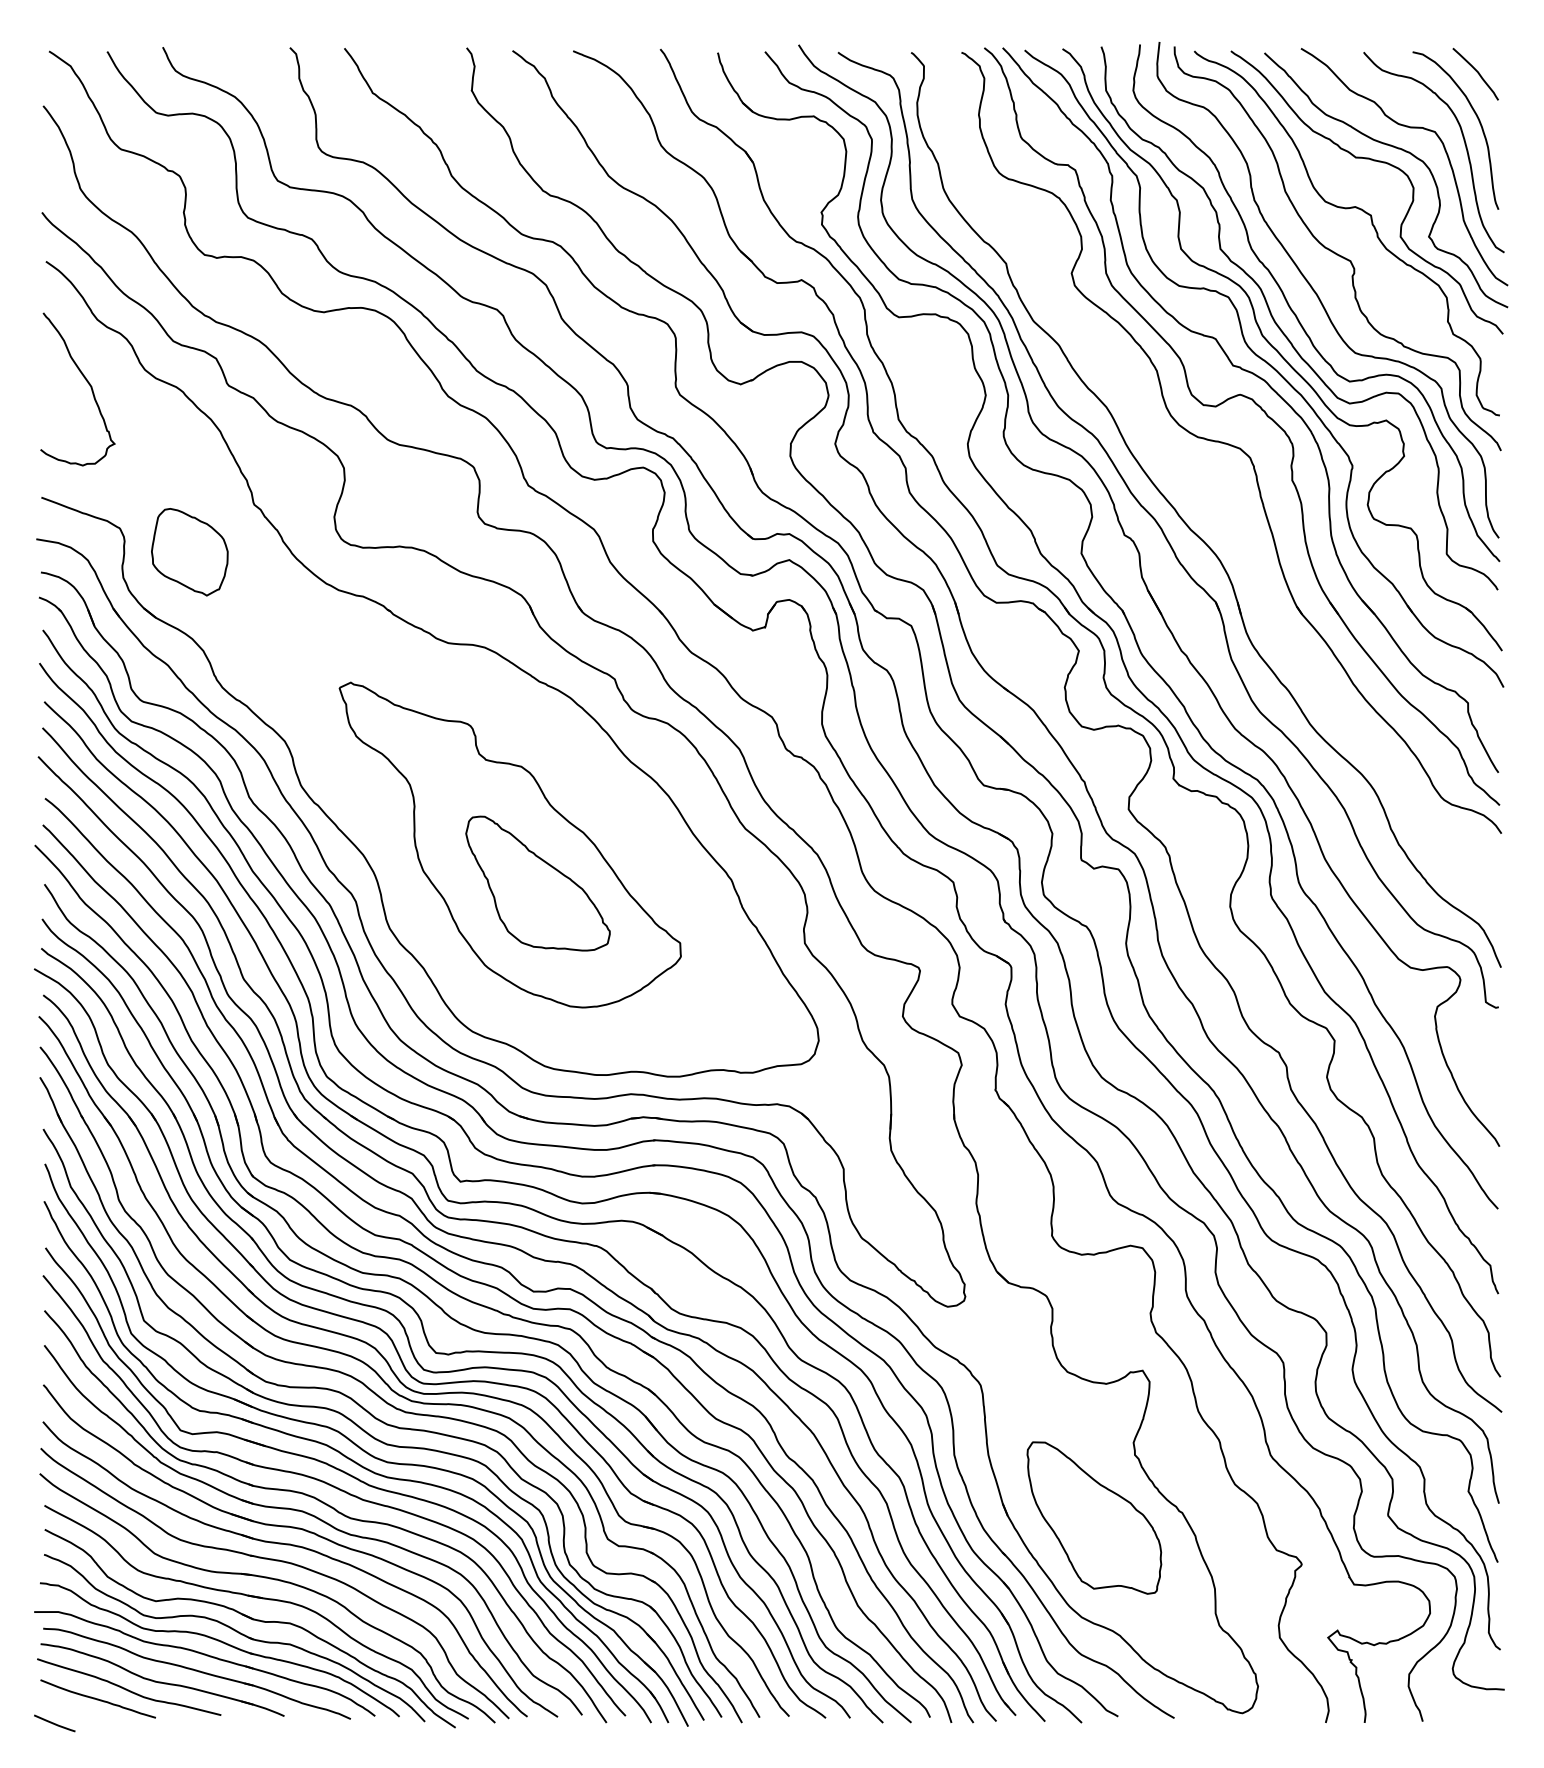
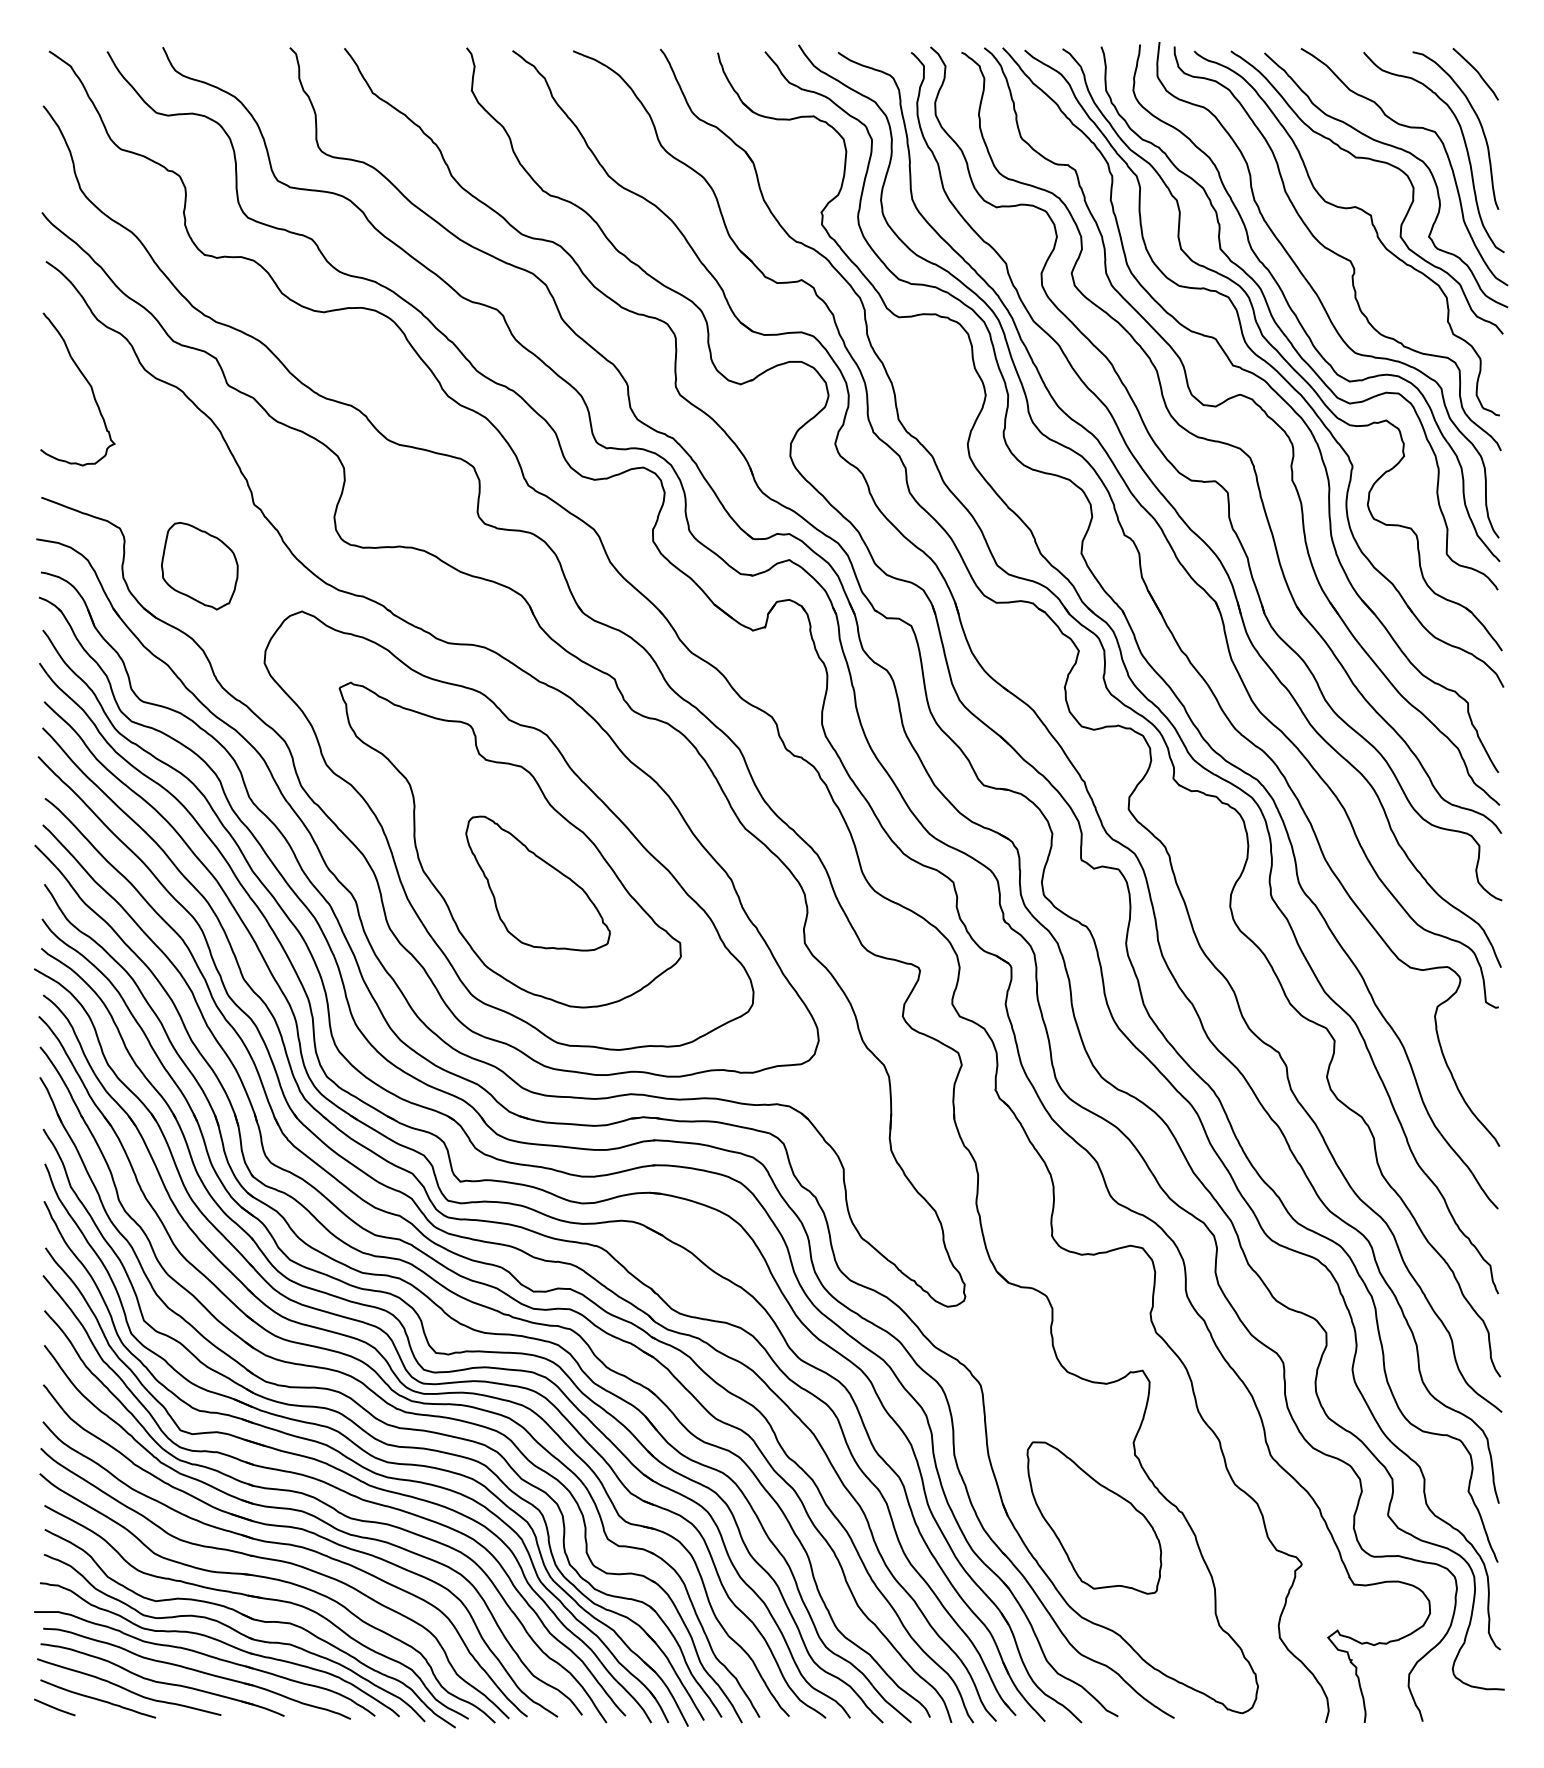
part: none -> present (1216, 480)
part position: (189, 552) -> (199, 566) (199, 566)
part: none -> present (508, 830)
line position: (54, 1723) -> (54, 1707) (54, 1707)
